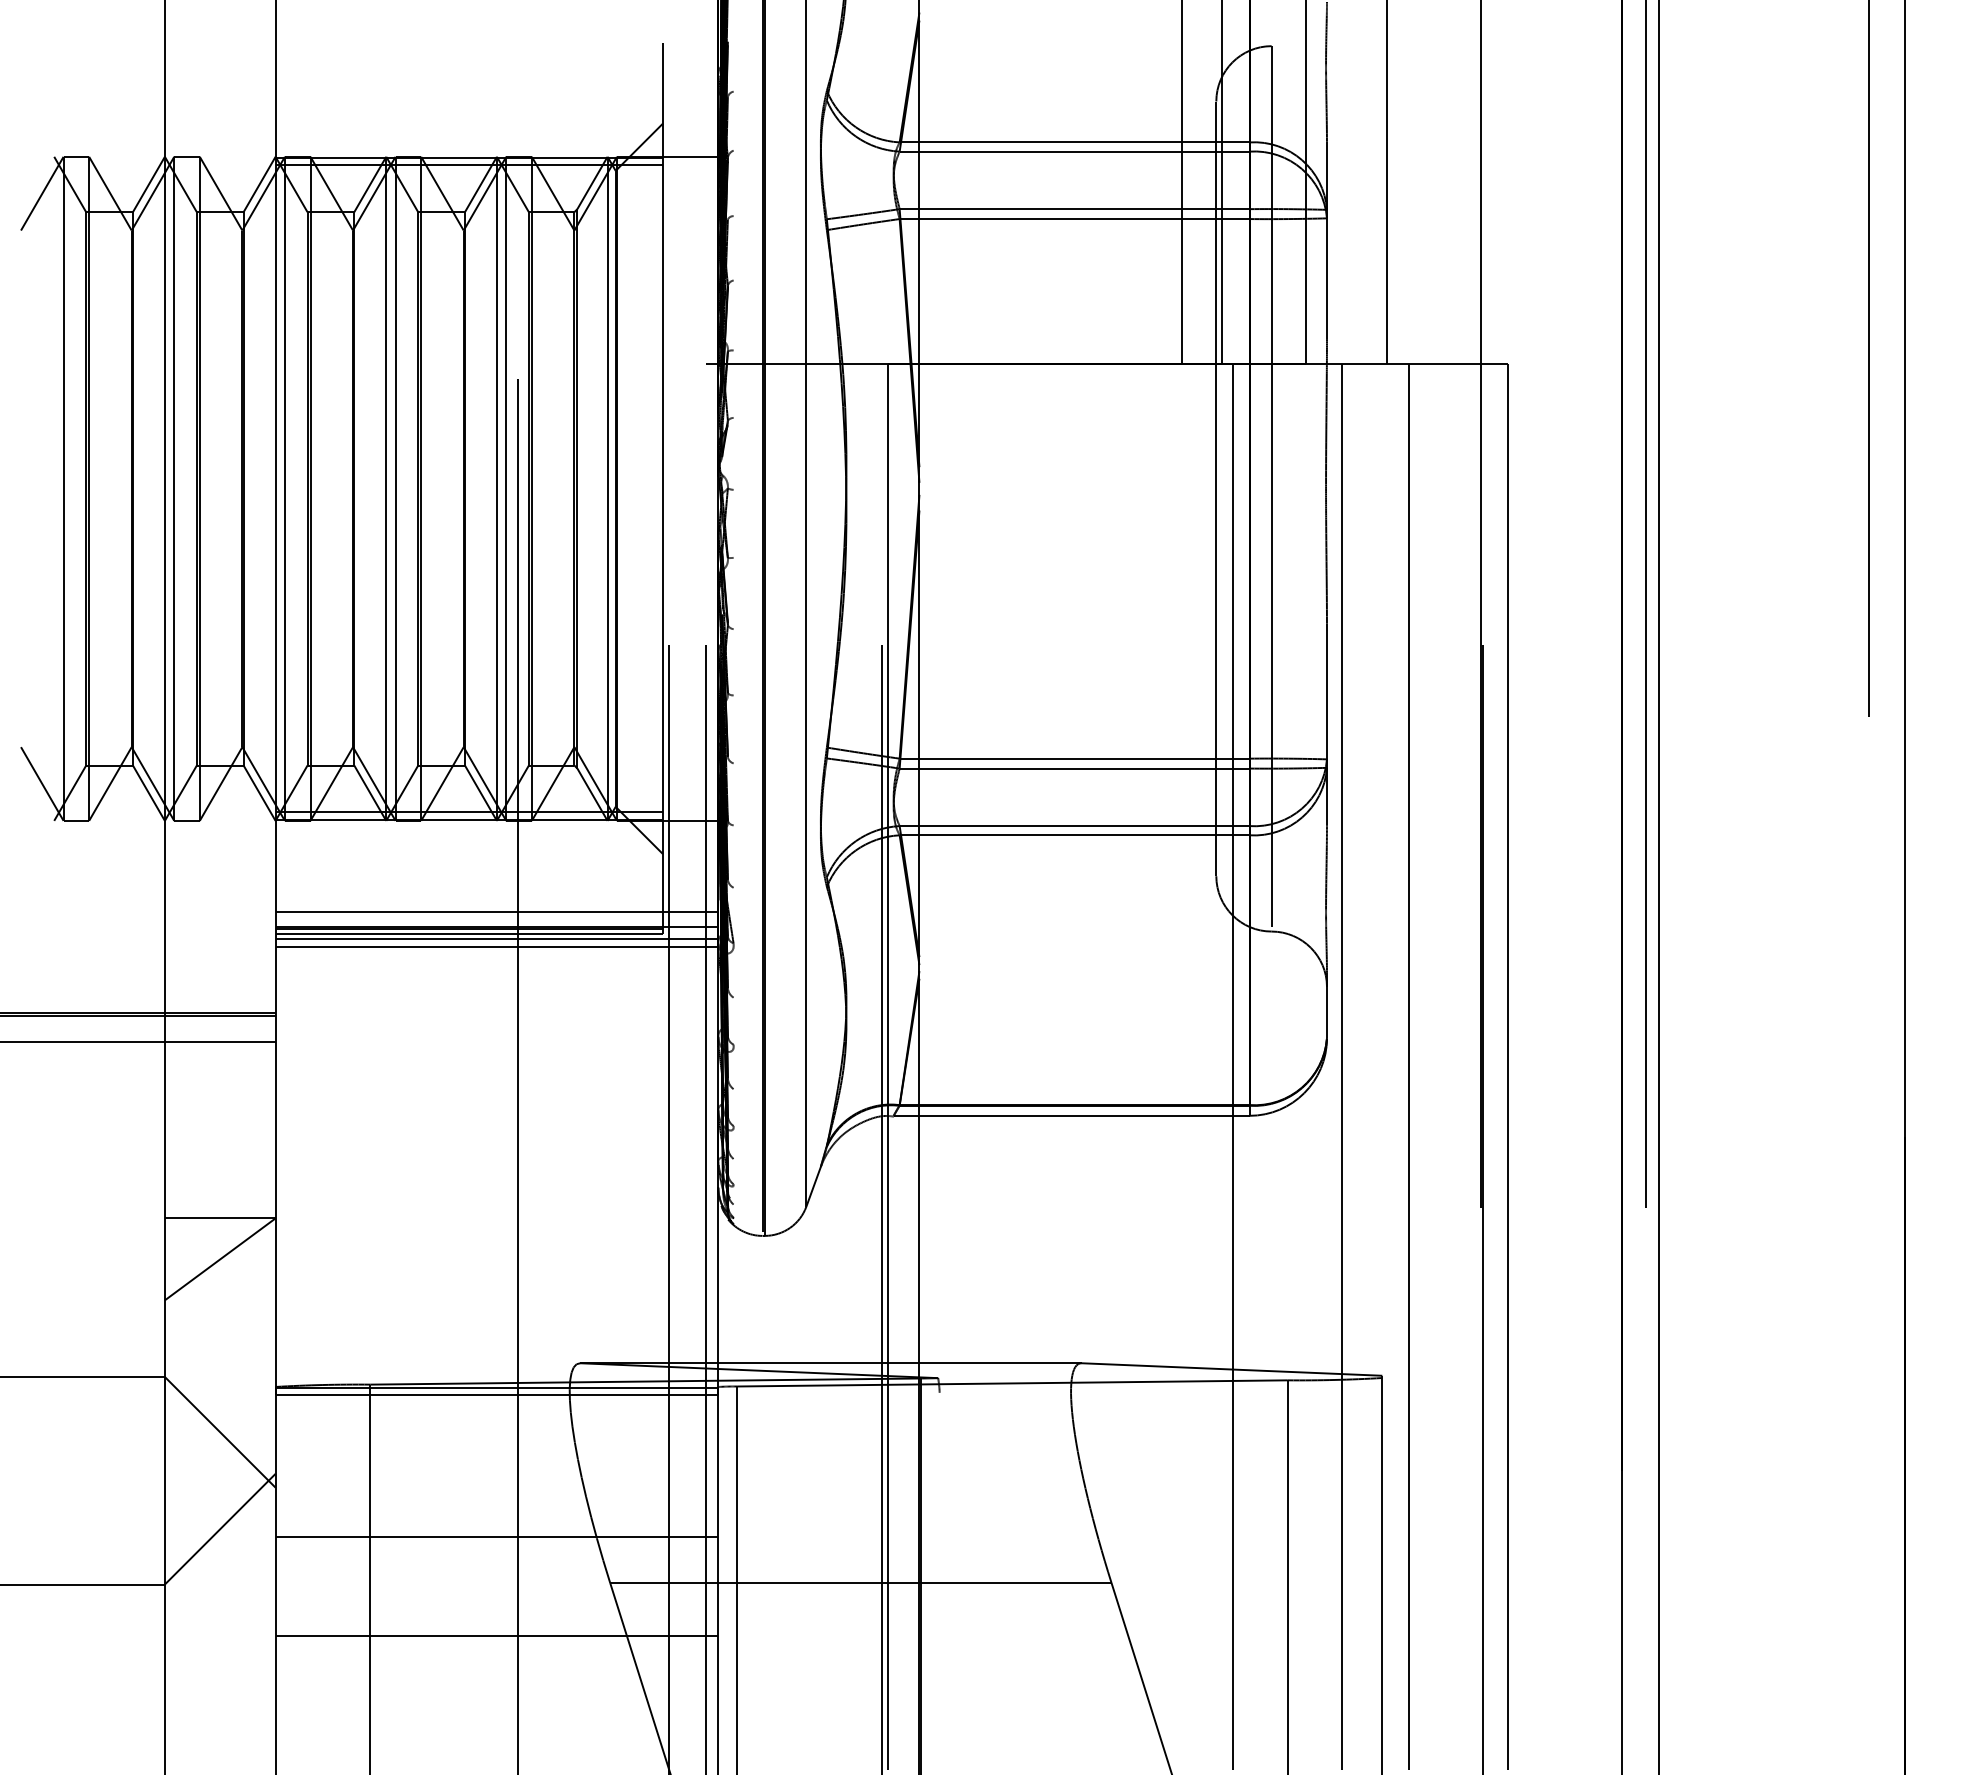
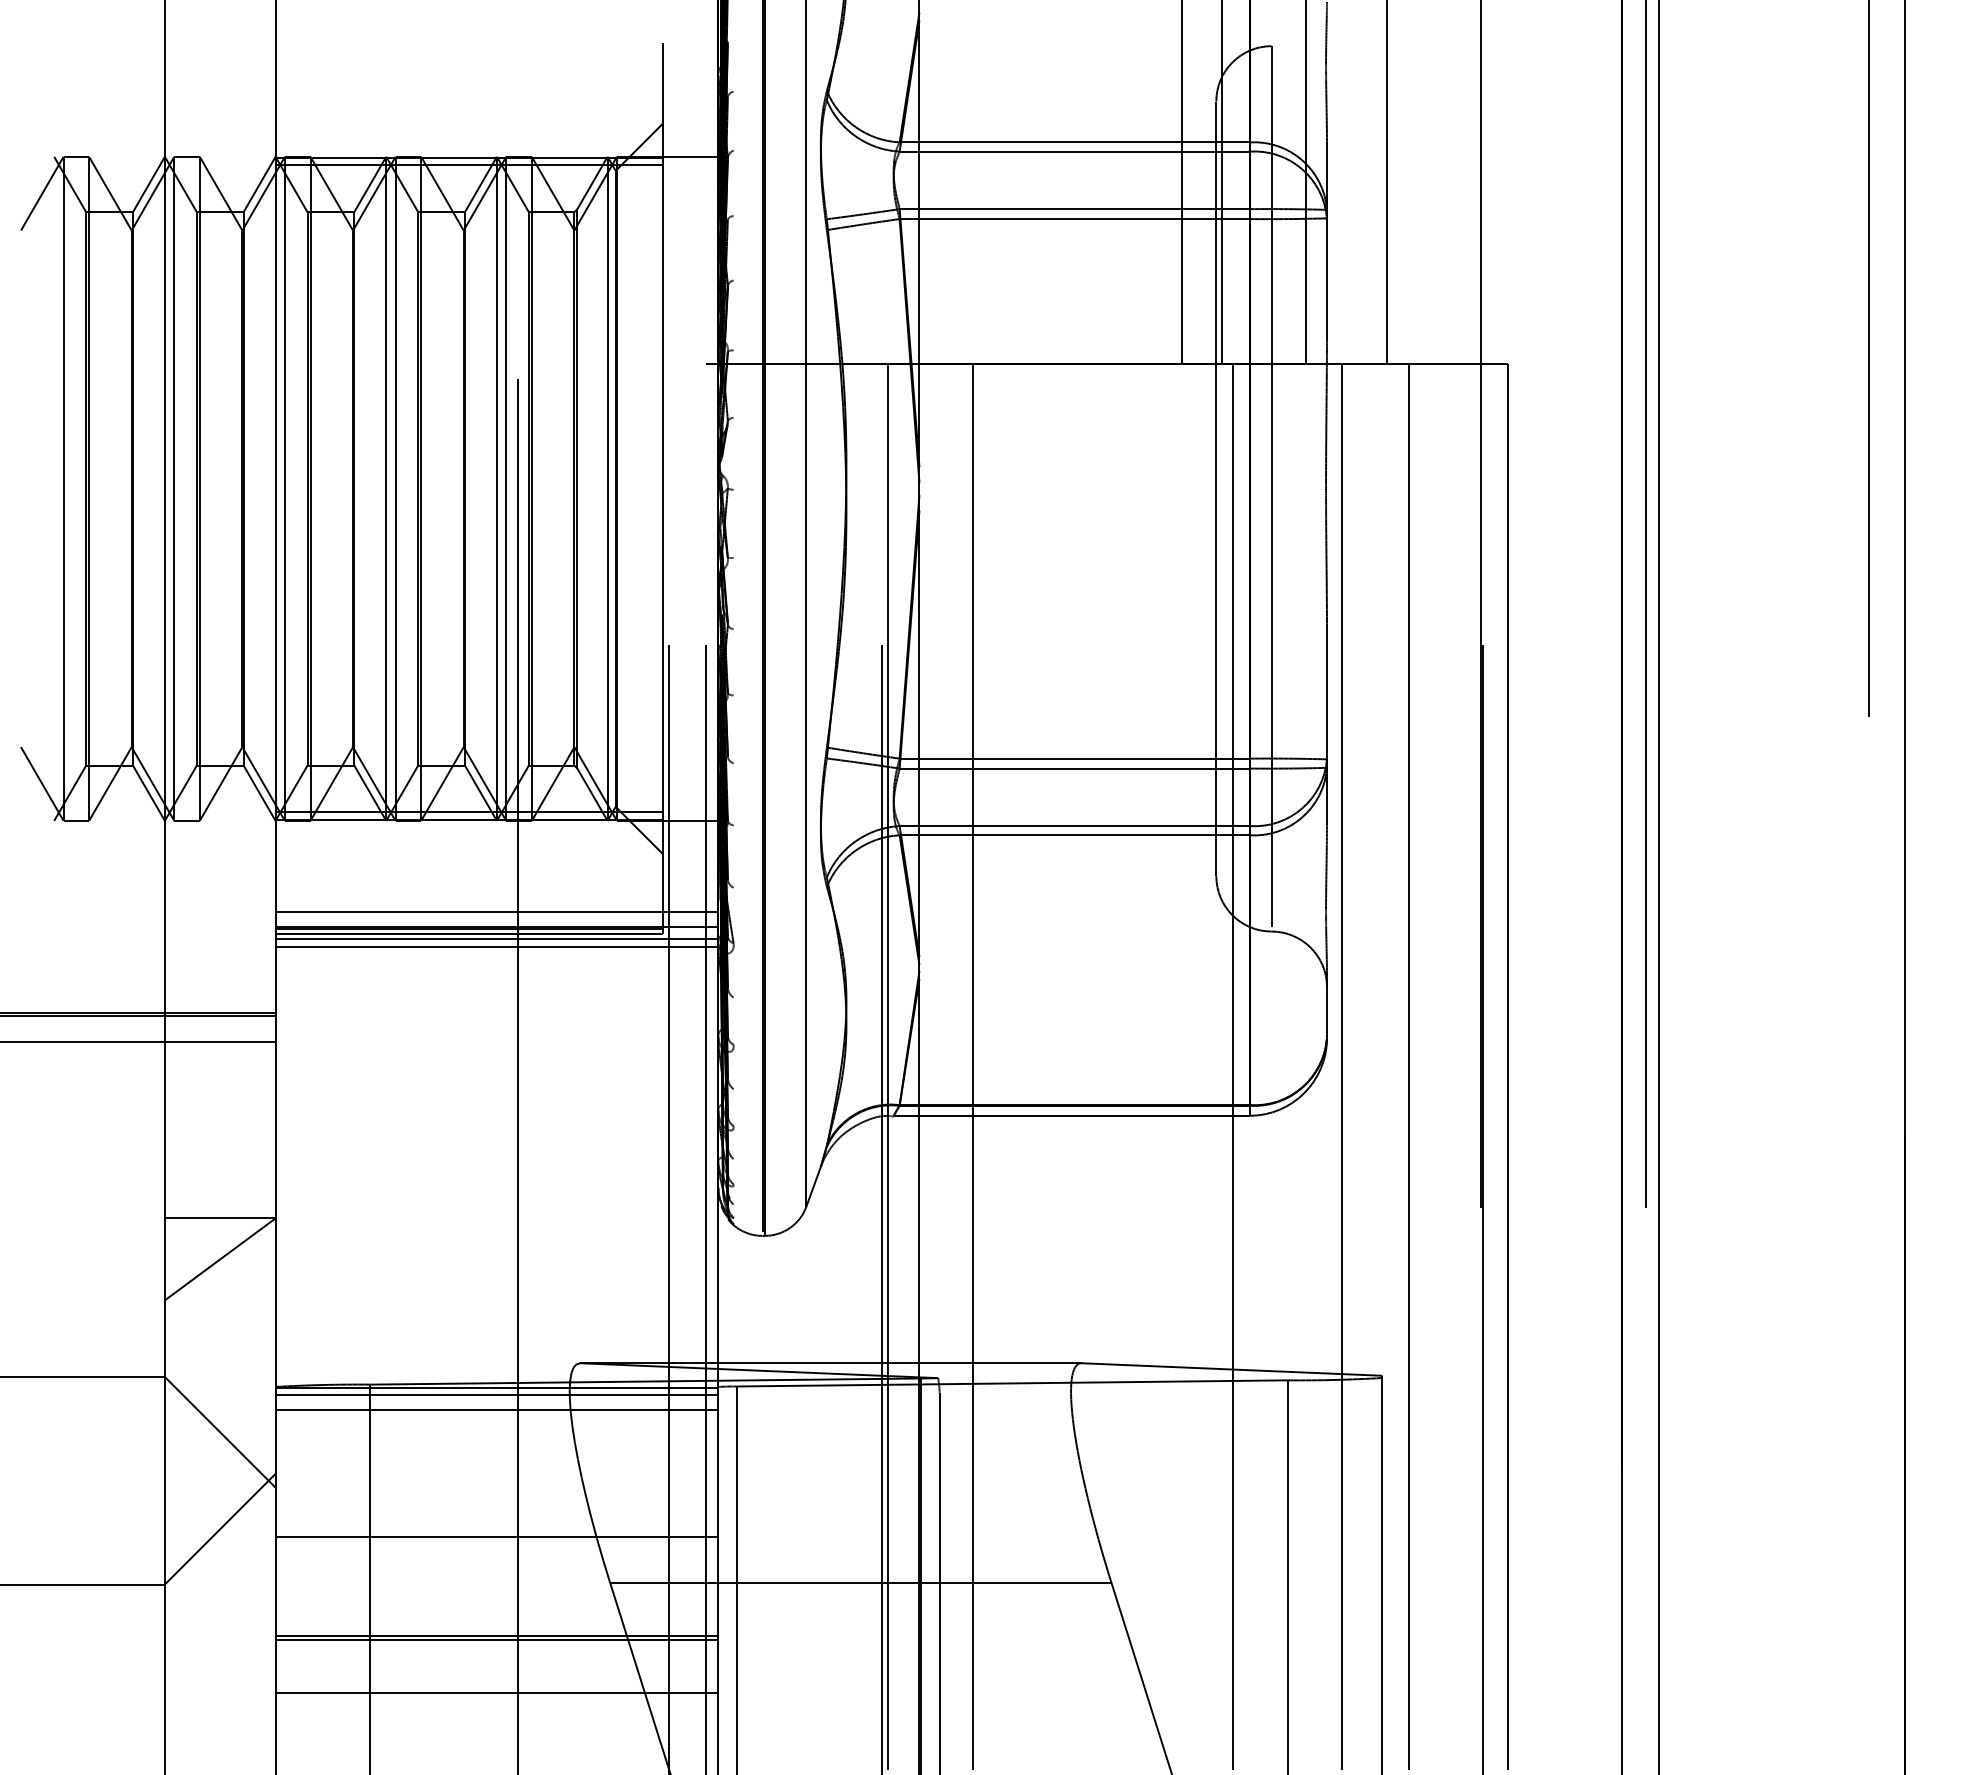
line: none -> present (972, 1066)
line: none -> present (496, 1410)
line: none -> present (939, 1581)
line: none -> present (496, 1639)
line: none -> present (496, 1693)
